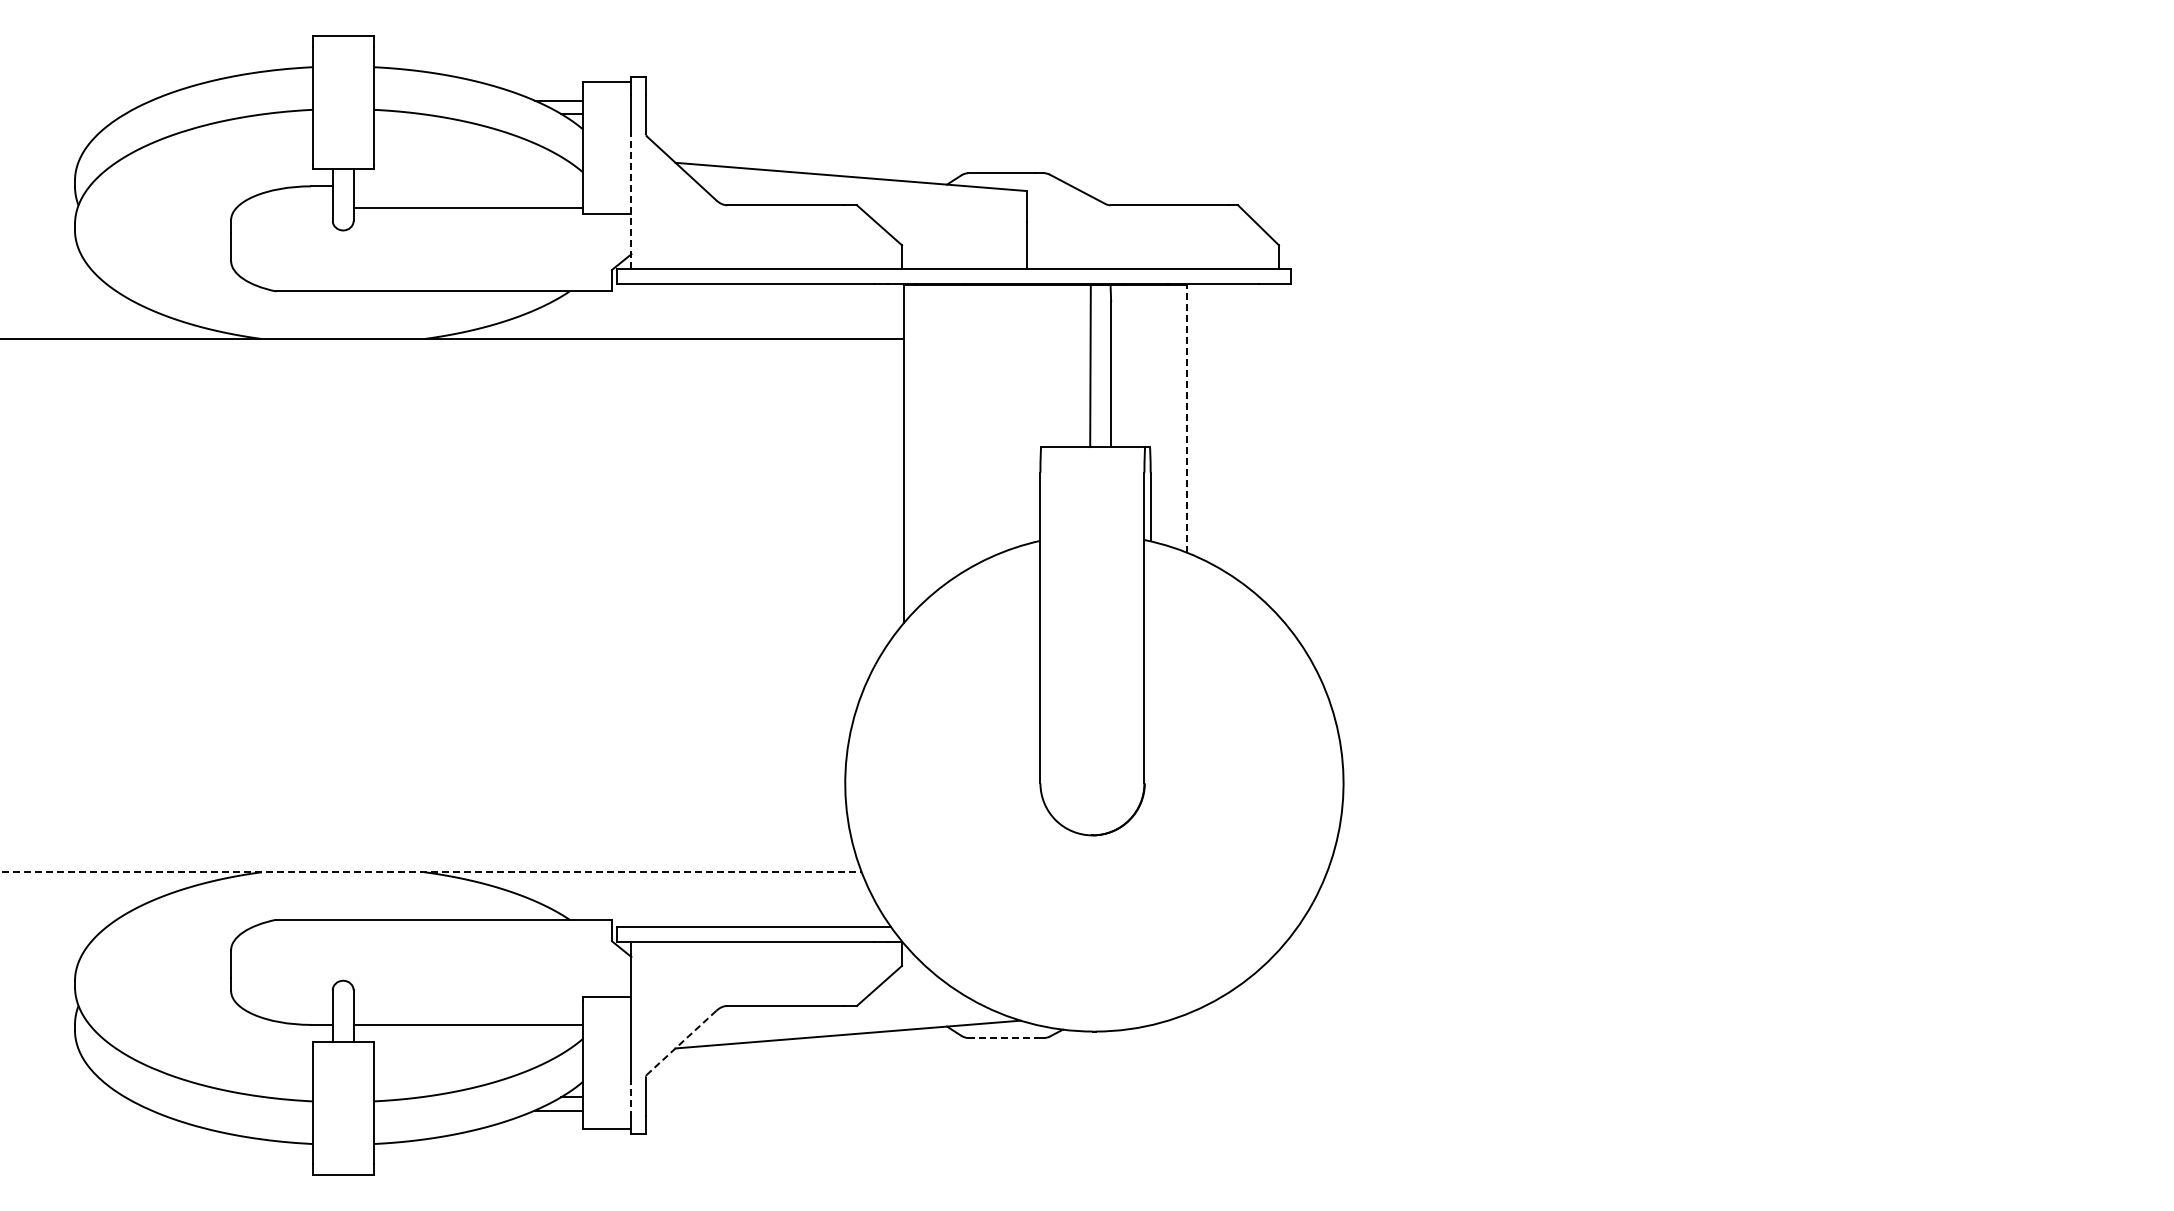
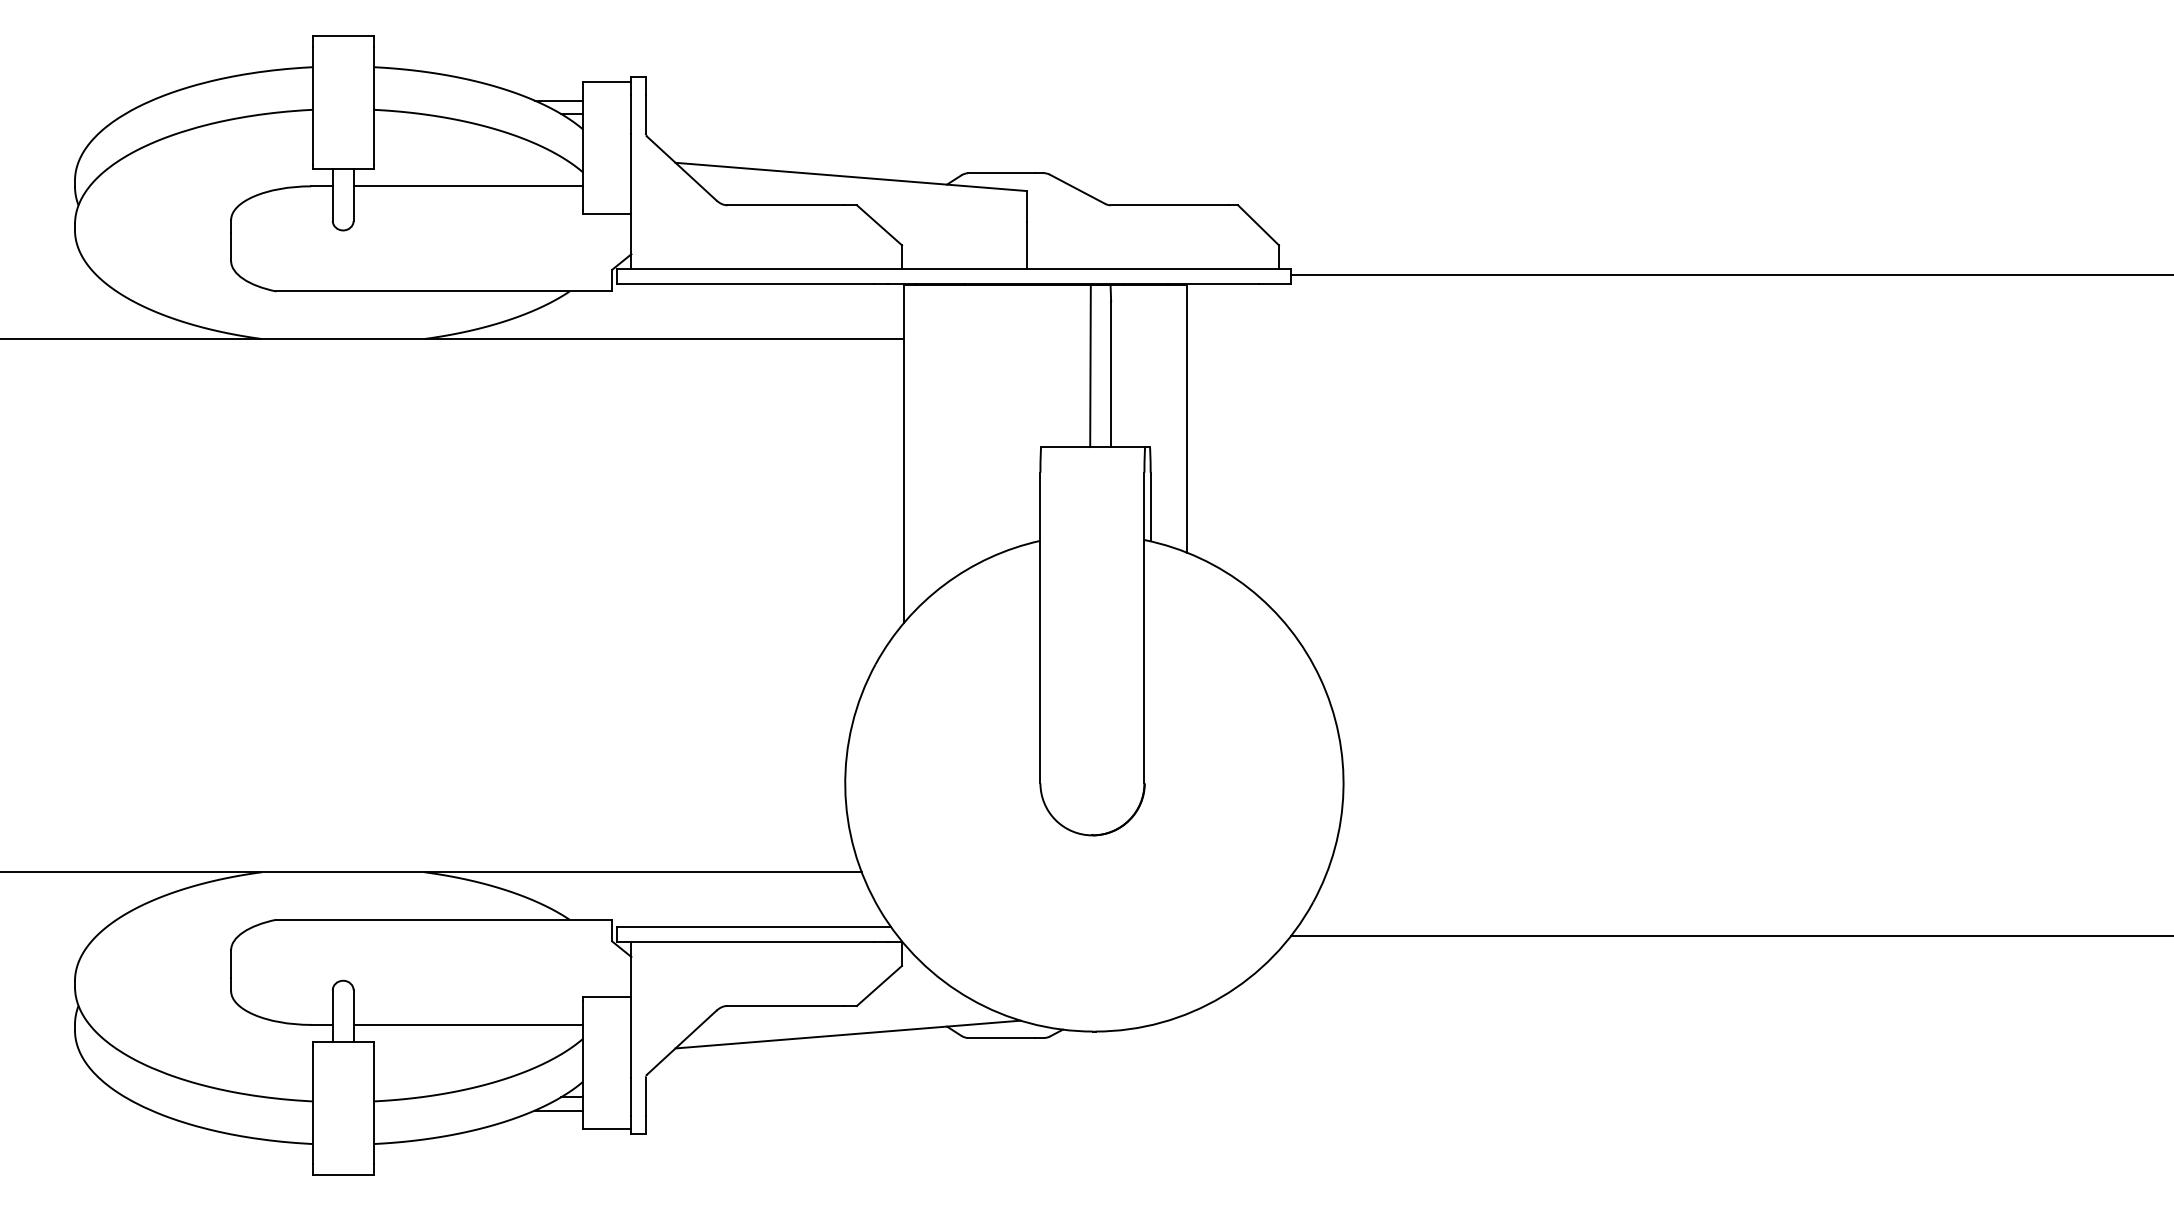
line: dashed -> solid (631, 201)
line position: (468, 208) -> (468, 186) (468, 186)
line: none -> present (1730, 274)
line: dashed -> solid (1186, 418)
line: dashed -> solid (431, 872)
line: none -> present (1730, 936)
line: dashed -> solid (1001, 1037)
line: dashed -> solid (681, 1043)
line: dashed -> solid (631, 1097)
